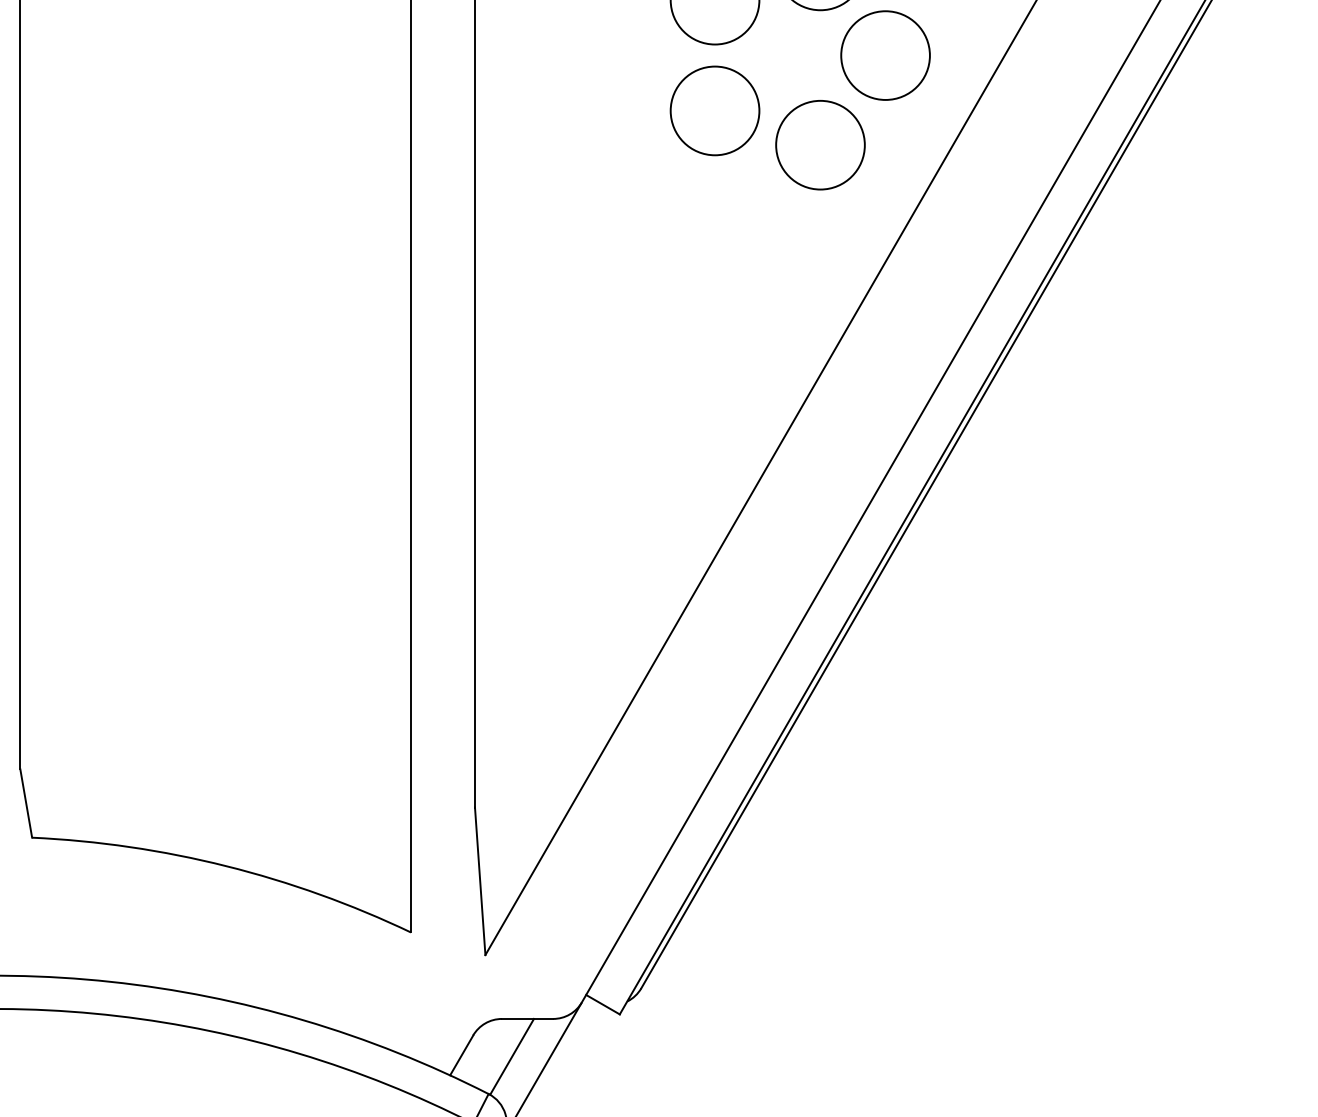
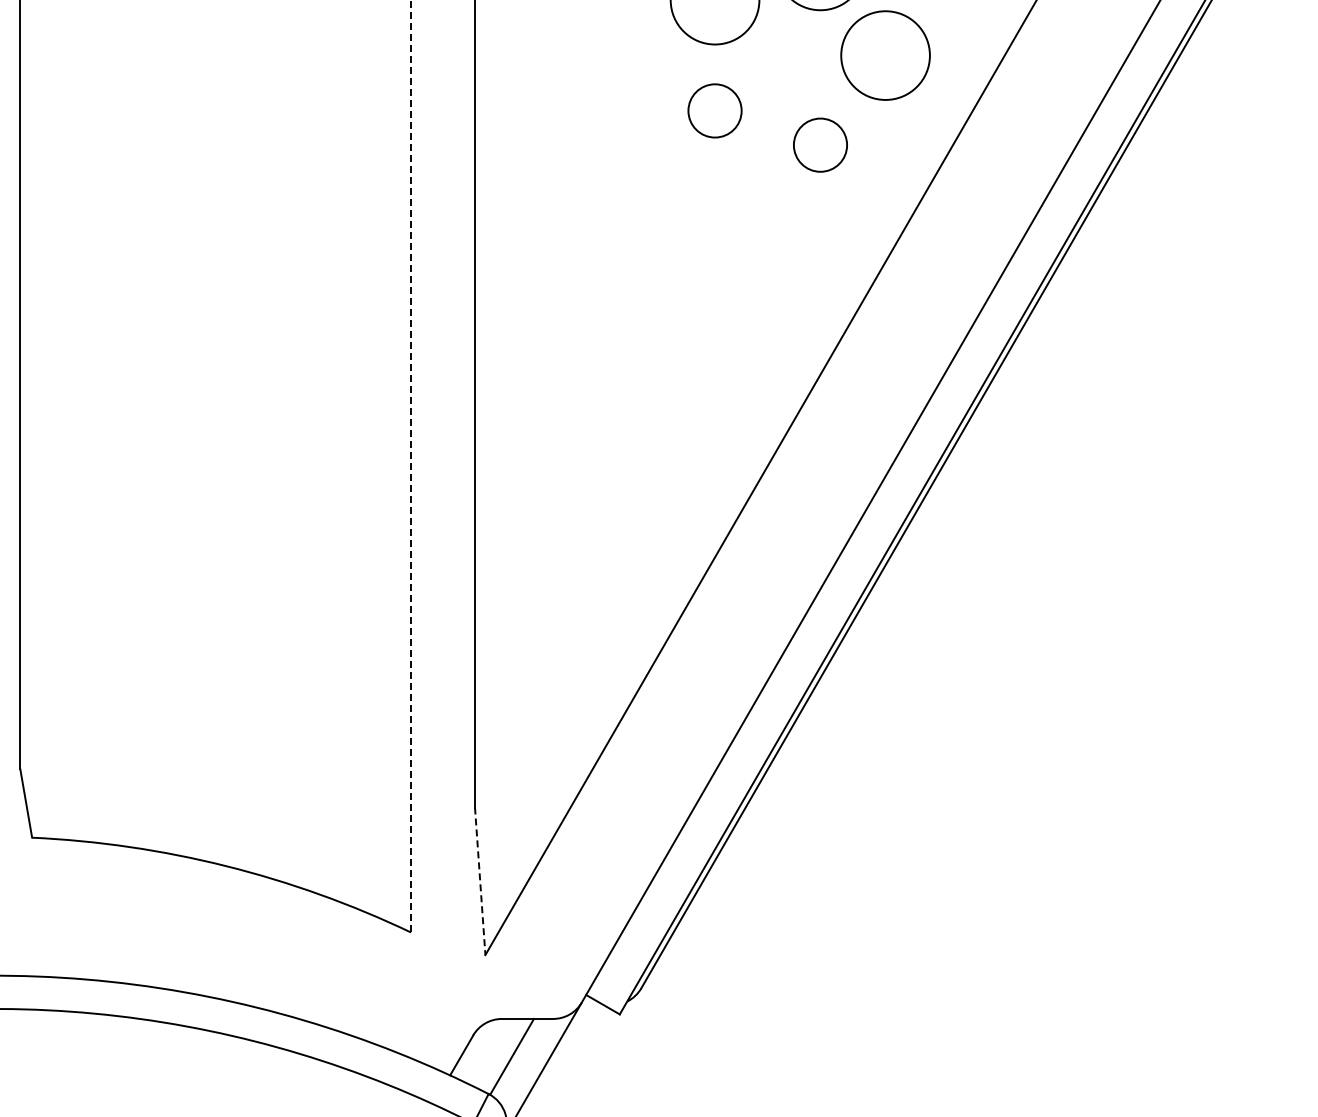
circle diameter: 89 px -> 53 px (714, 110)
circle diameter: 89 px -> 53 px (820, 144)
line: solid -> dashed (411, 466)
line: solid -> dashed (480, 881)
